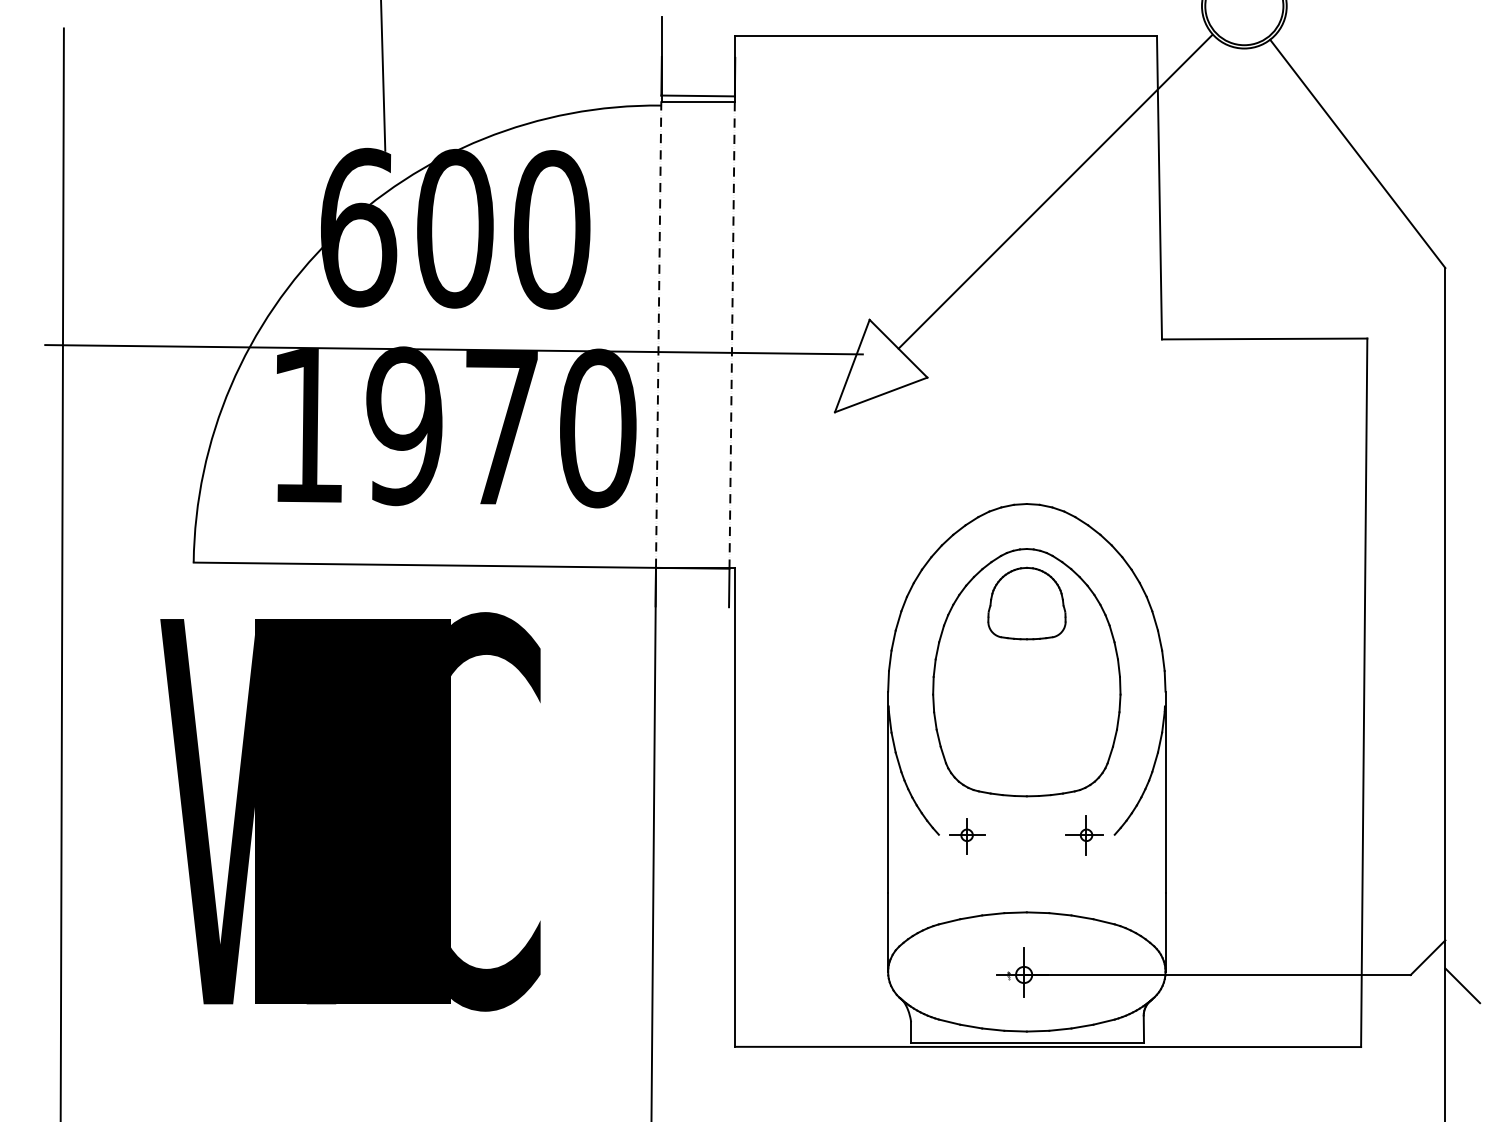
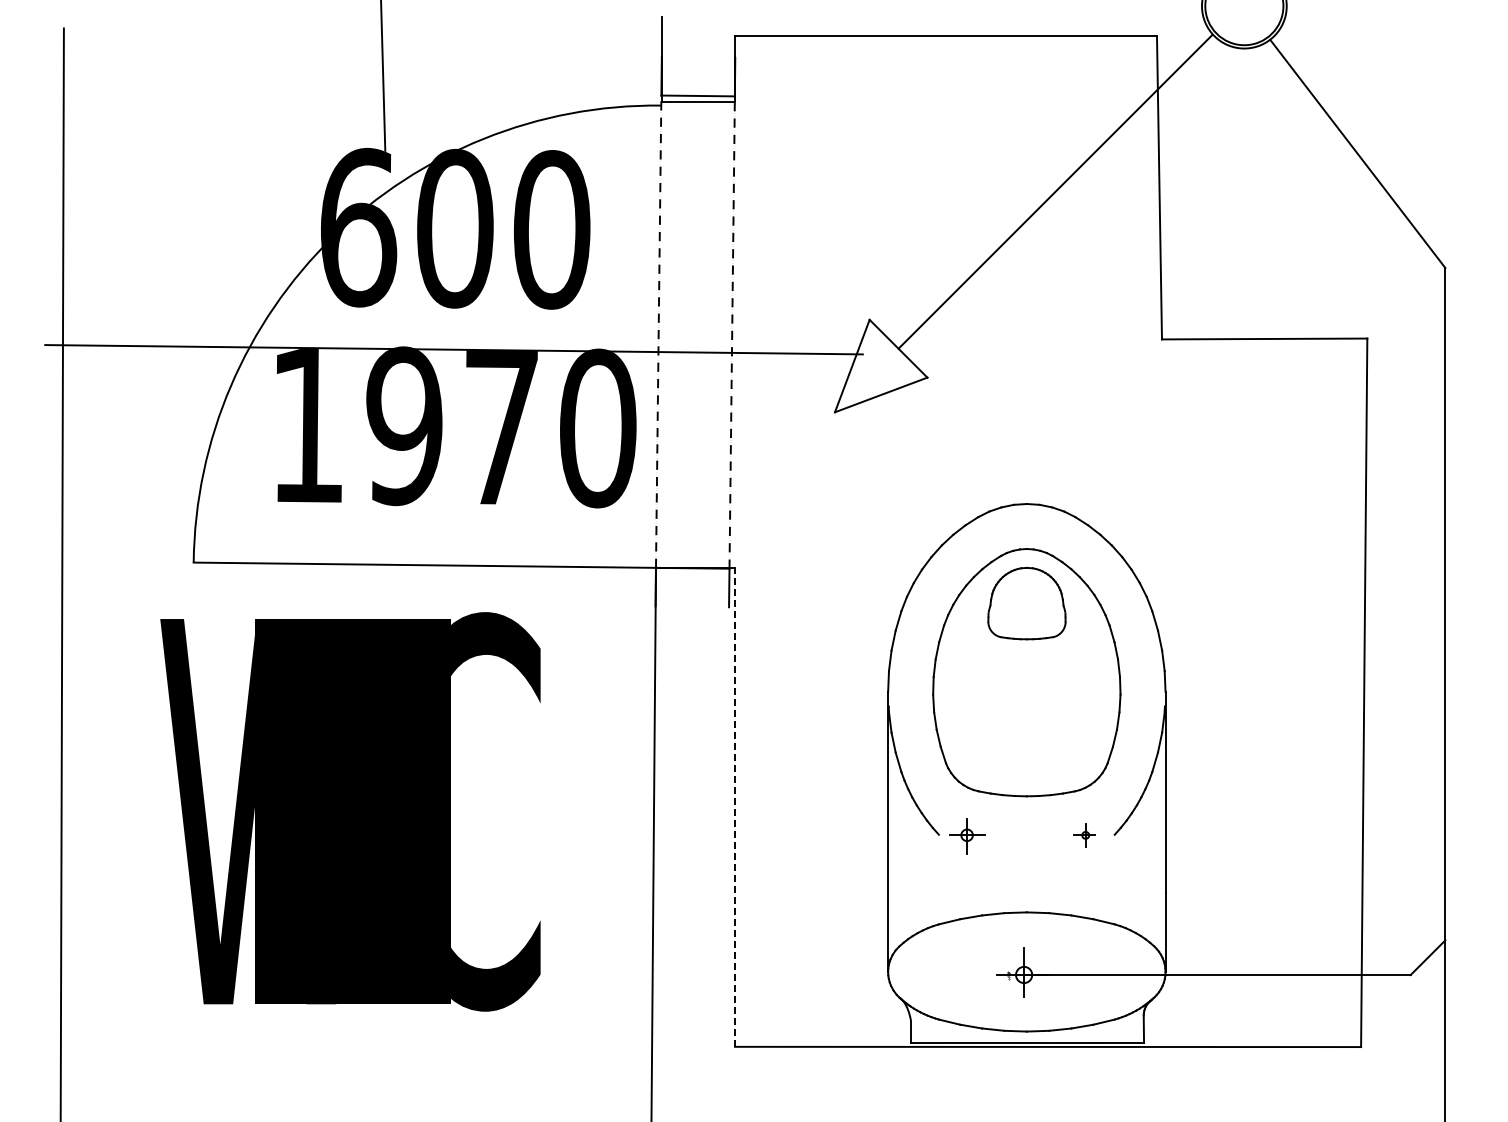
line: solid -> dashed (735, 807)
part size: 39x41 px -> 23x25 px (1084, 835)
line: present -> none (1462, 985)
